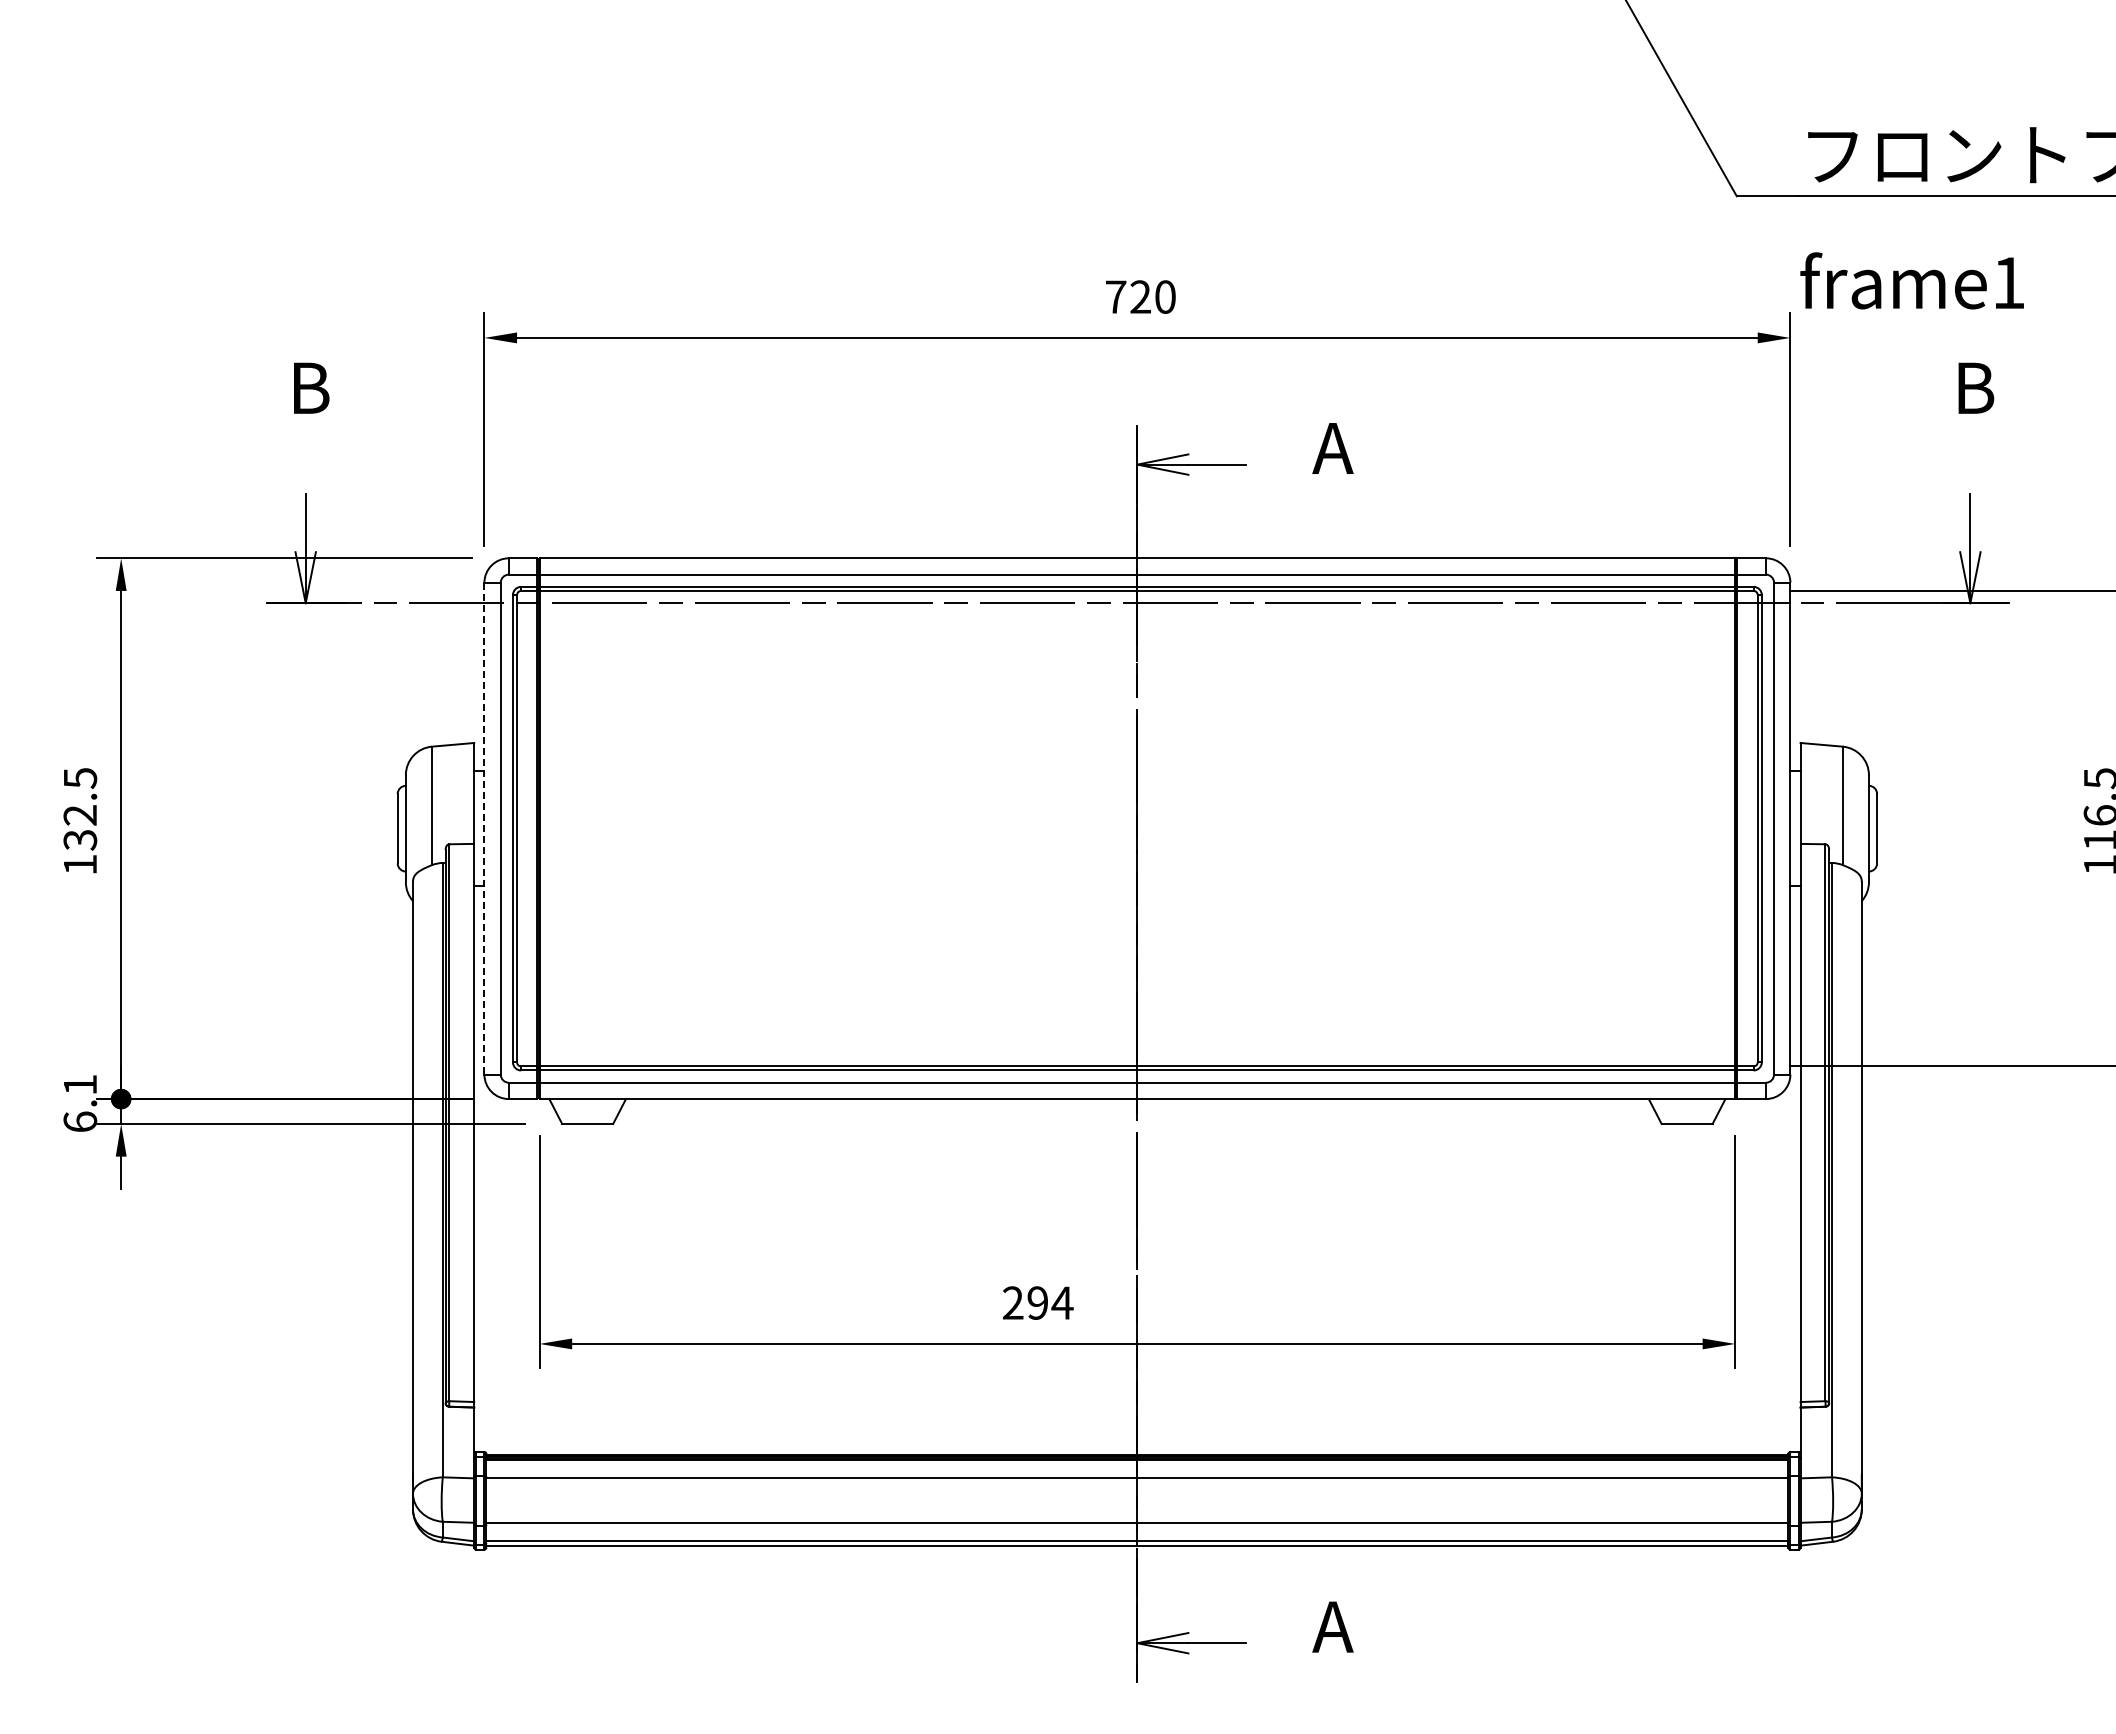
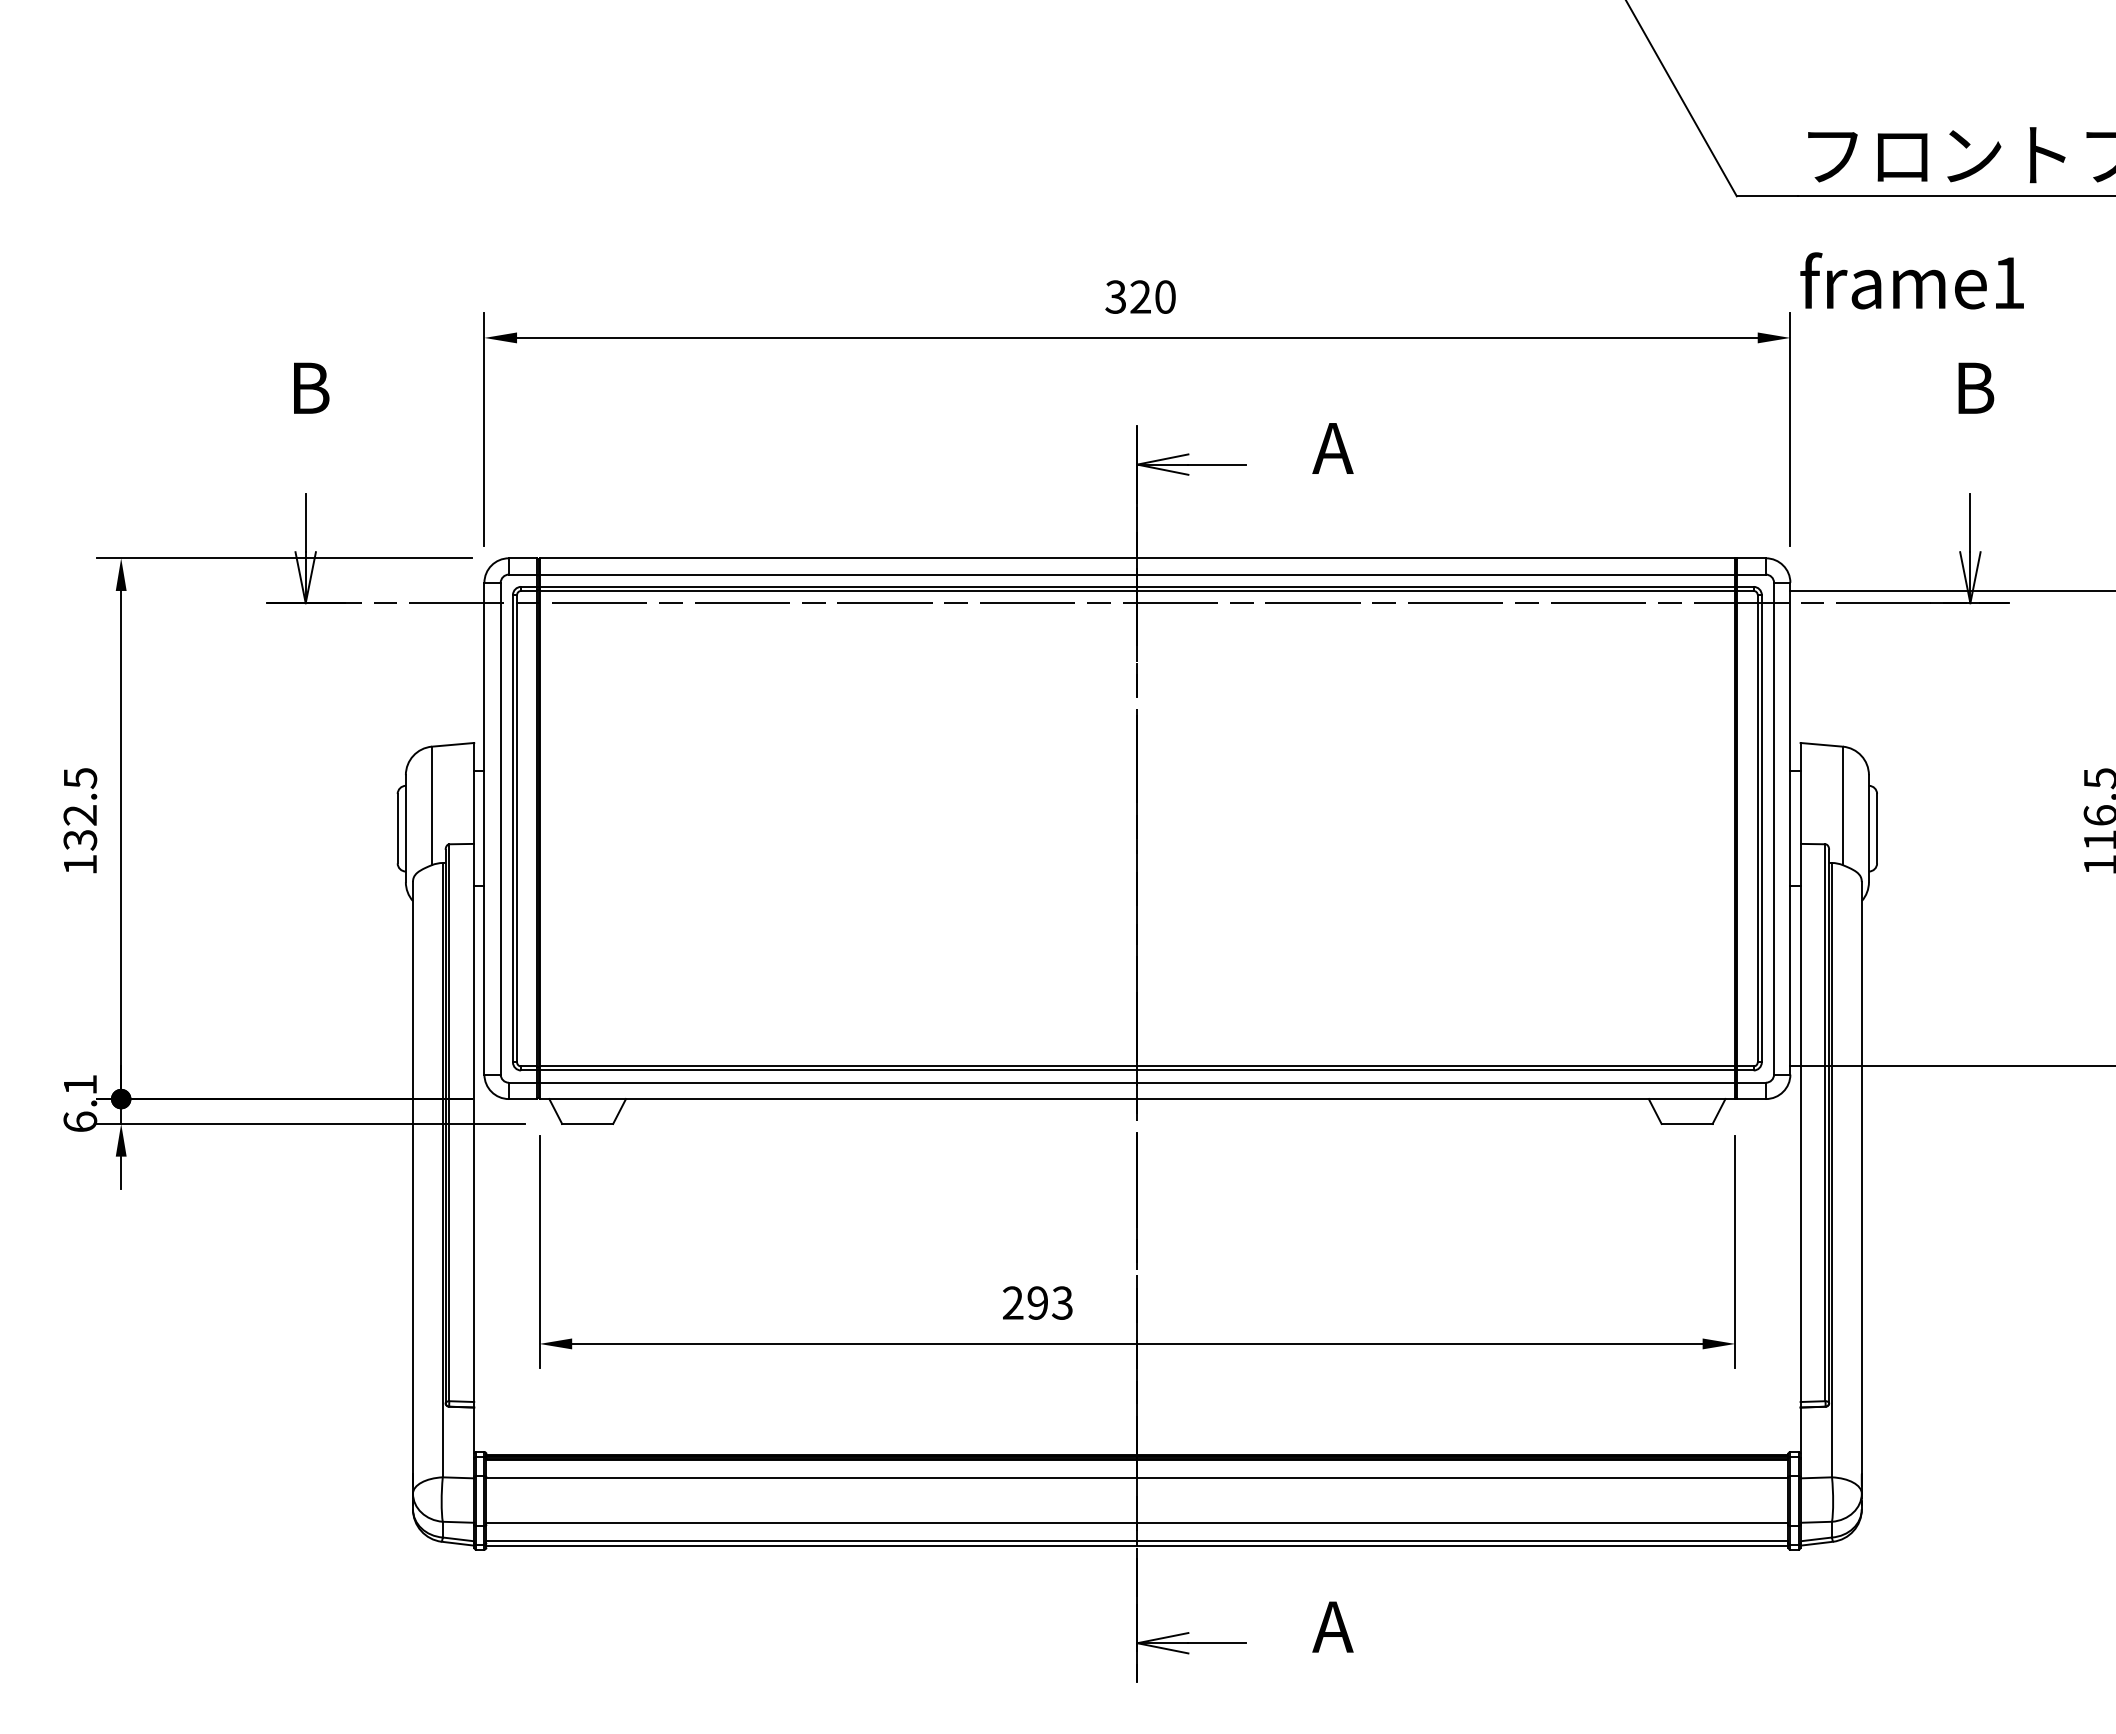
text: 720 -> 320 (1115, 296)
line: dashed -> solid (484, 828)
text: 294 -> 293 (1062, 1302)
